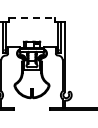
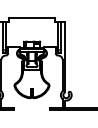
line: dashed -> solid (32, 17)
